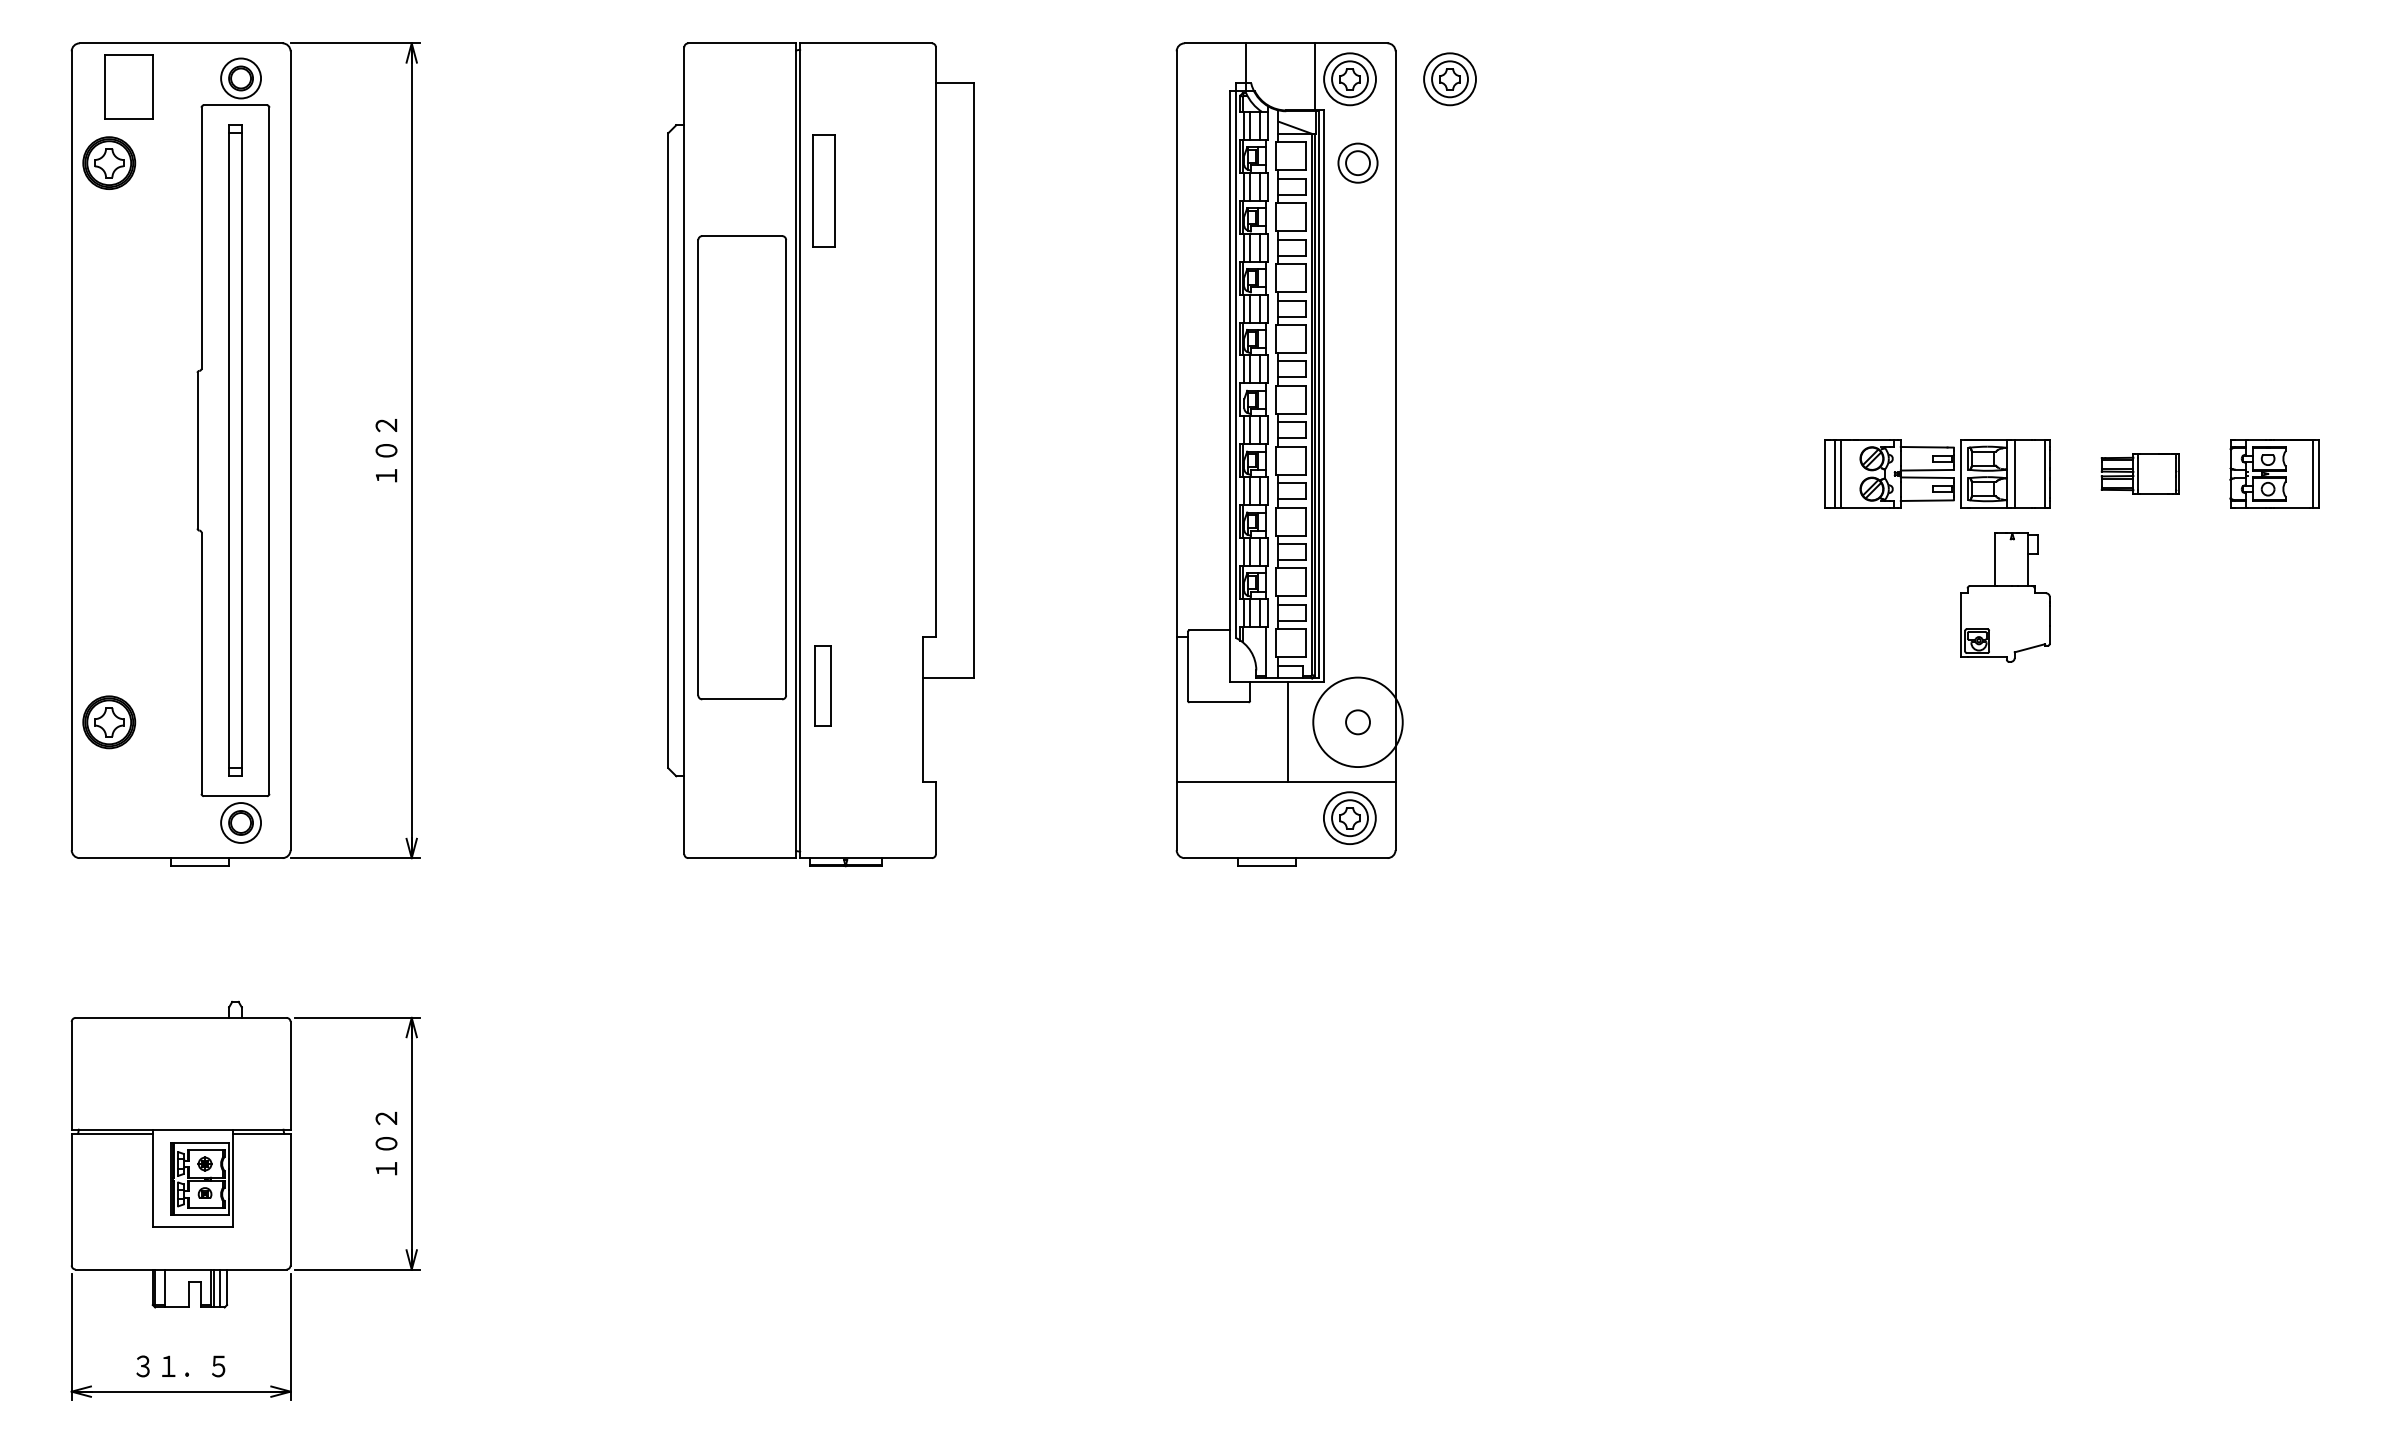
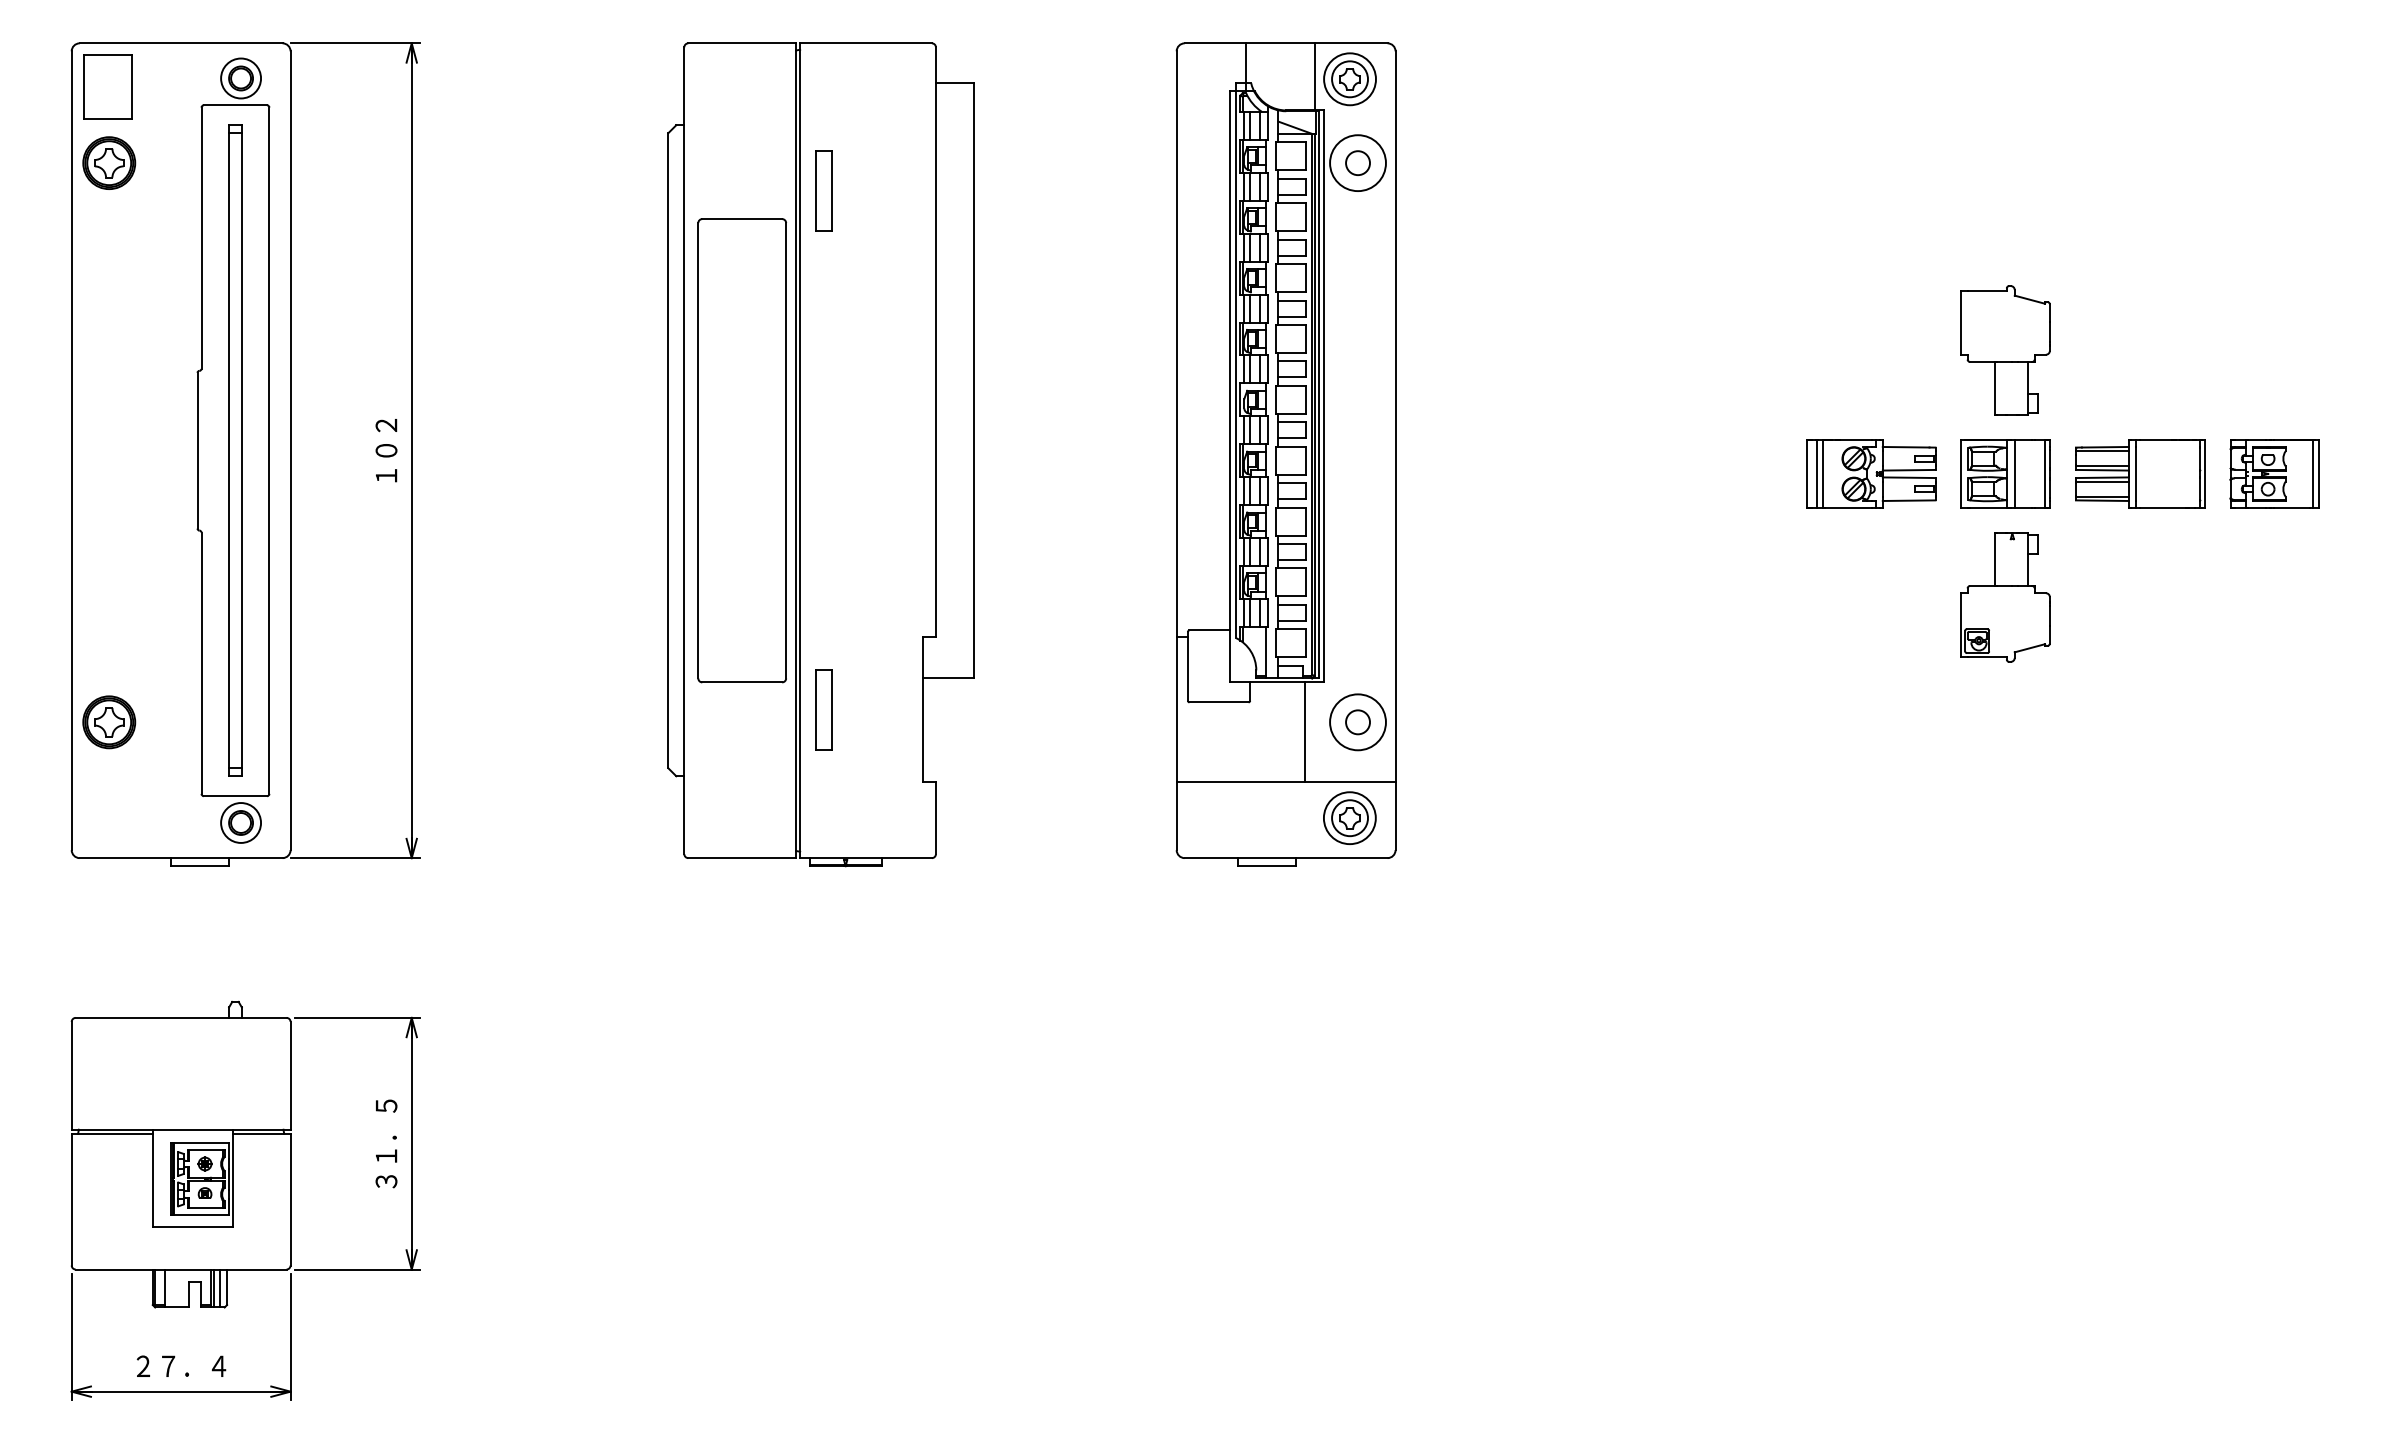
part: present -> none (1449, 79)
part position: (128, 86) -> (107, 86) (107, 86)
circle diameter: 39 px -> 56 px (1357, 163)
part size: 24x114 px -> 18x82 px (823, 190)
part: none -> present (2005, 350)
part position: (741, 467) -> (741, 450) (741, 450)
part position: (1889, 473) -> (1871, 473) (1871, 473)
part size: 80x42 px -> 131x70 px (2140, 473)
part position: (822, 685) -> (823, 709) (823, 709)
circle diameter: 89 px -> 56 px (1357, 722)
line position: (1288, 732) -> (1305, 732) (1305, 732)
text: １０２ -> ３１．５ (386, 1143)
text: ３１．５ -> ２７．４ (181, 1366)
